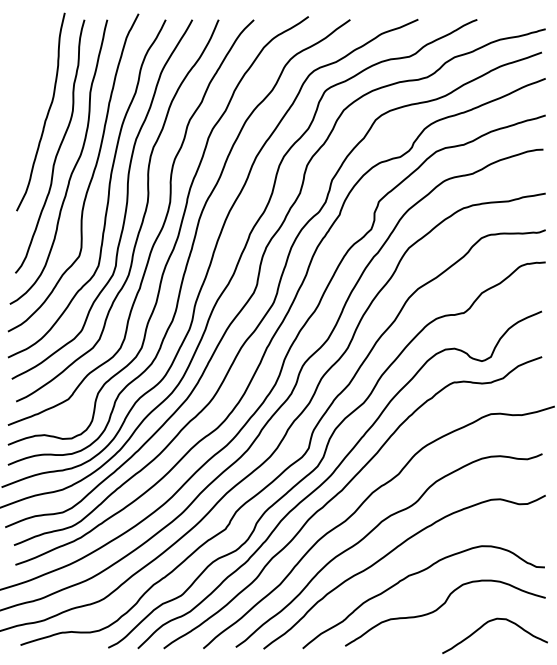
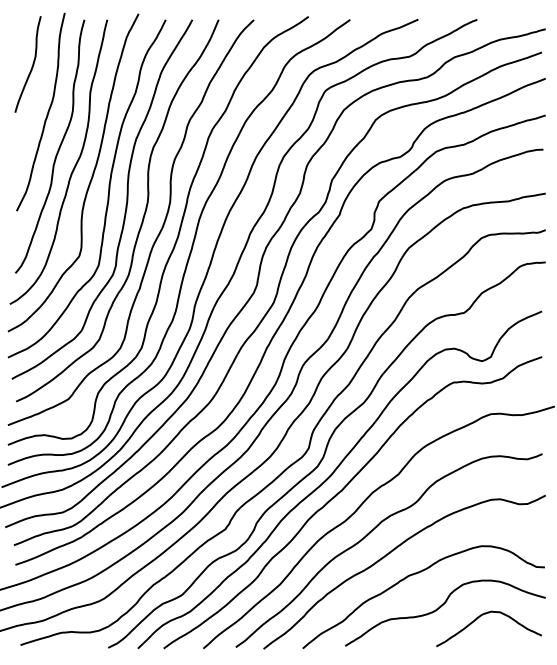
curve: none -> present (31, 66)
curve position: (486, 624) -> (480, 617) (480, 617)
